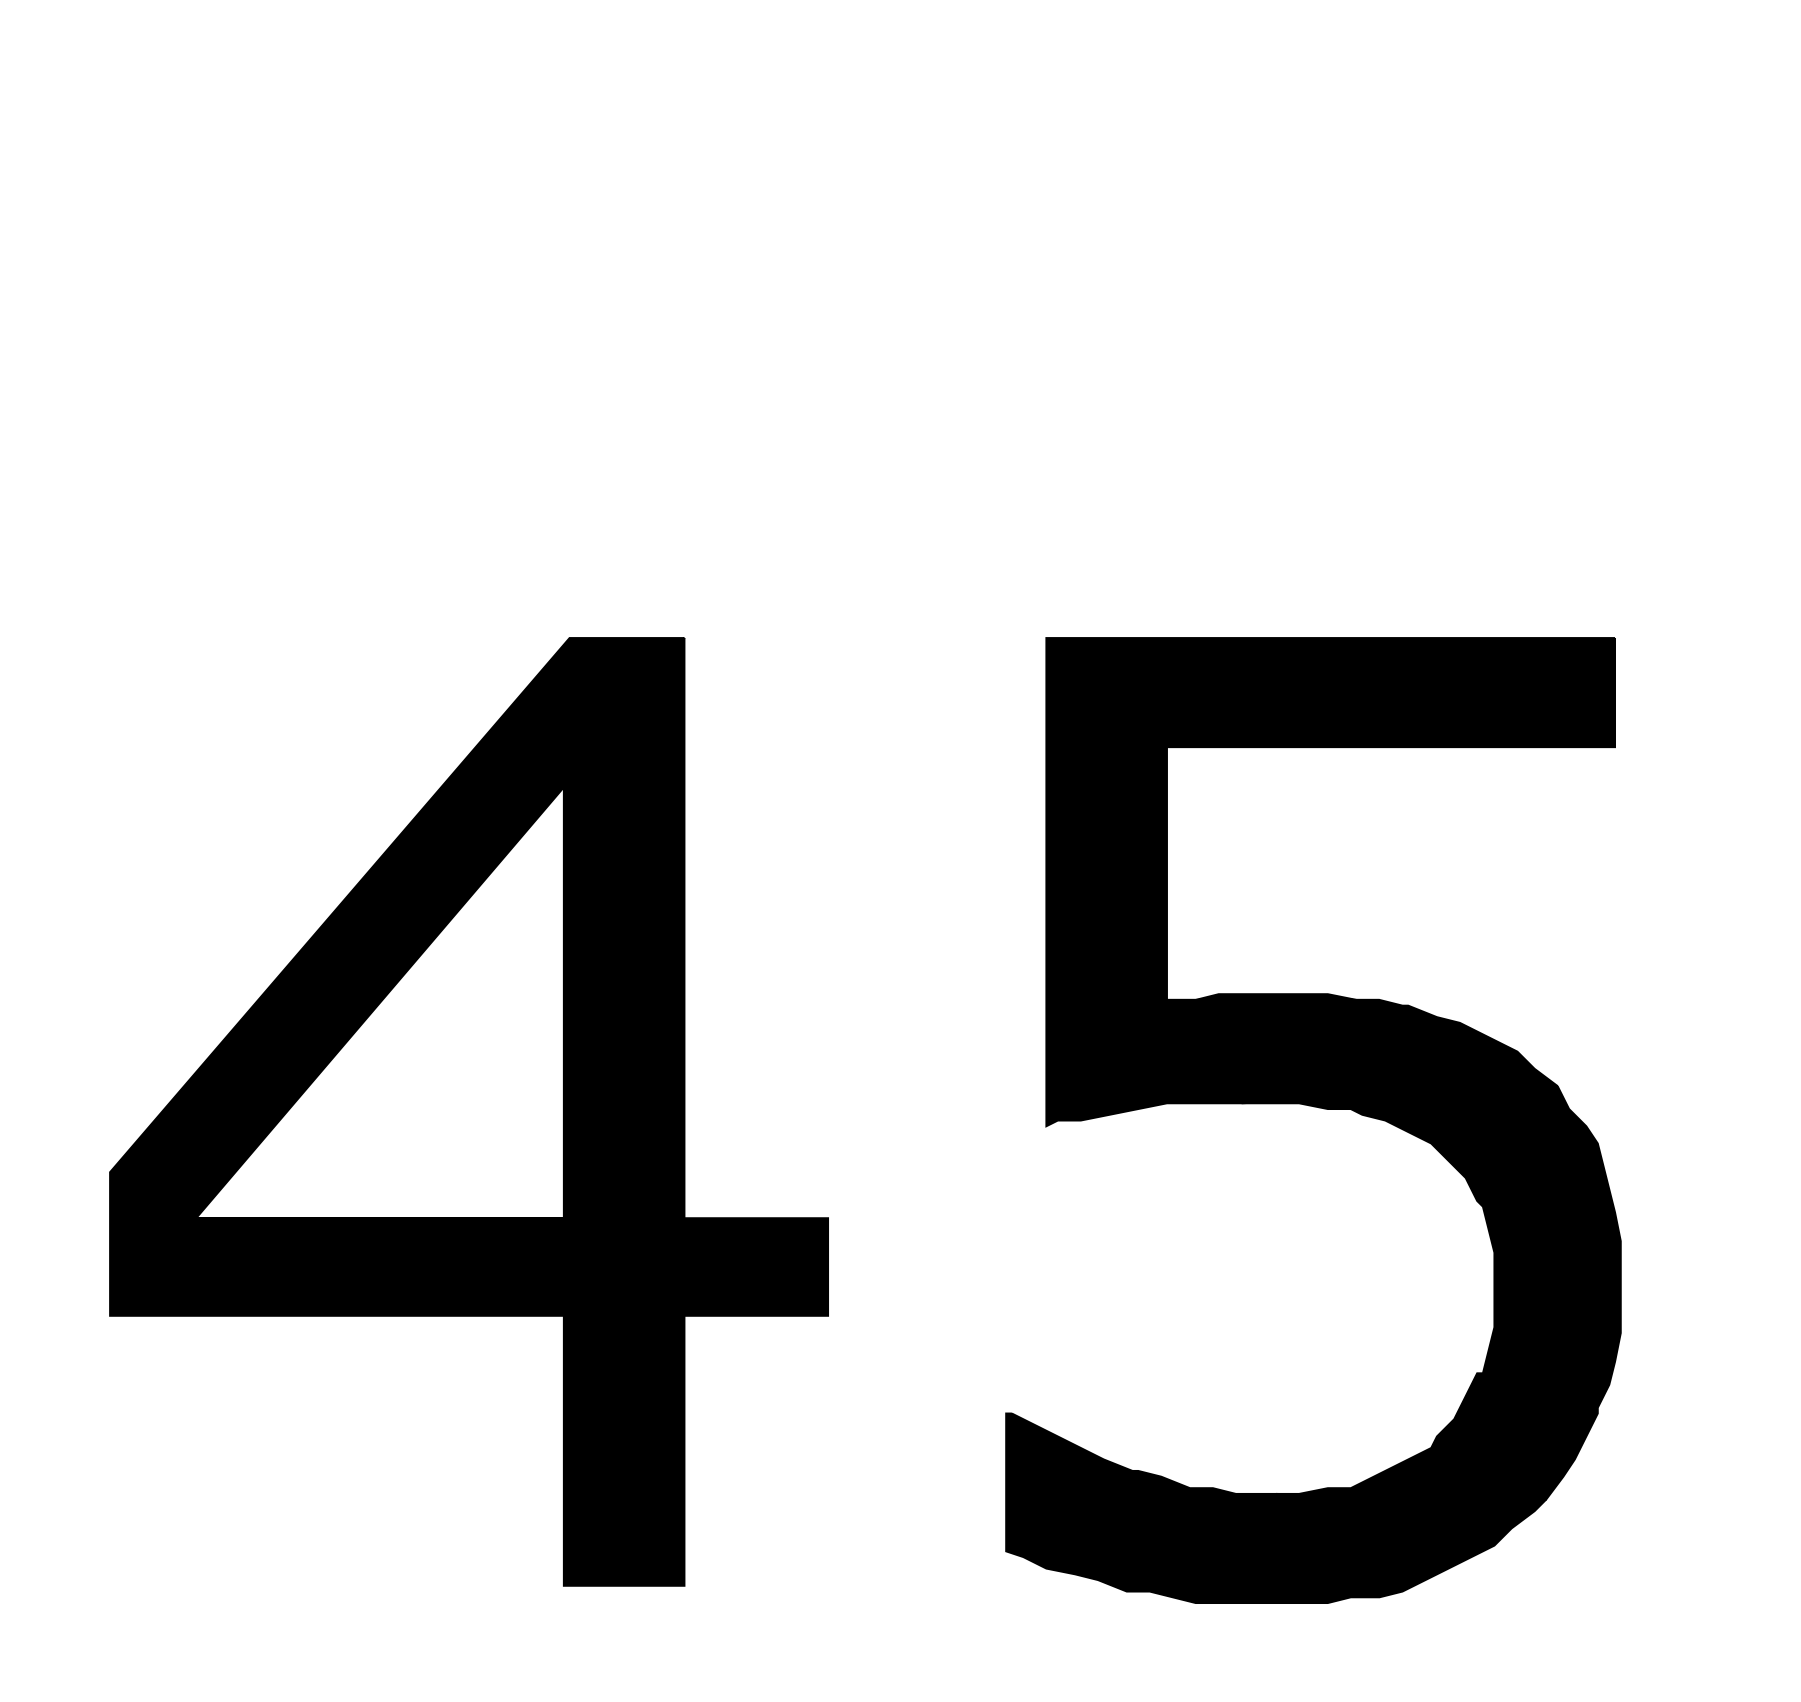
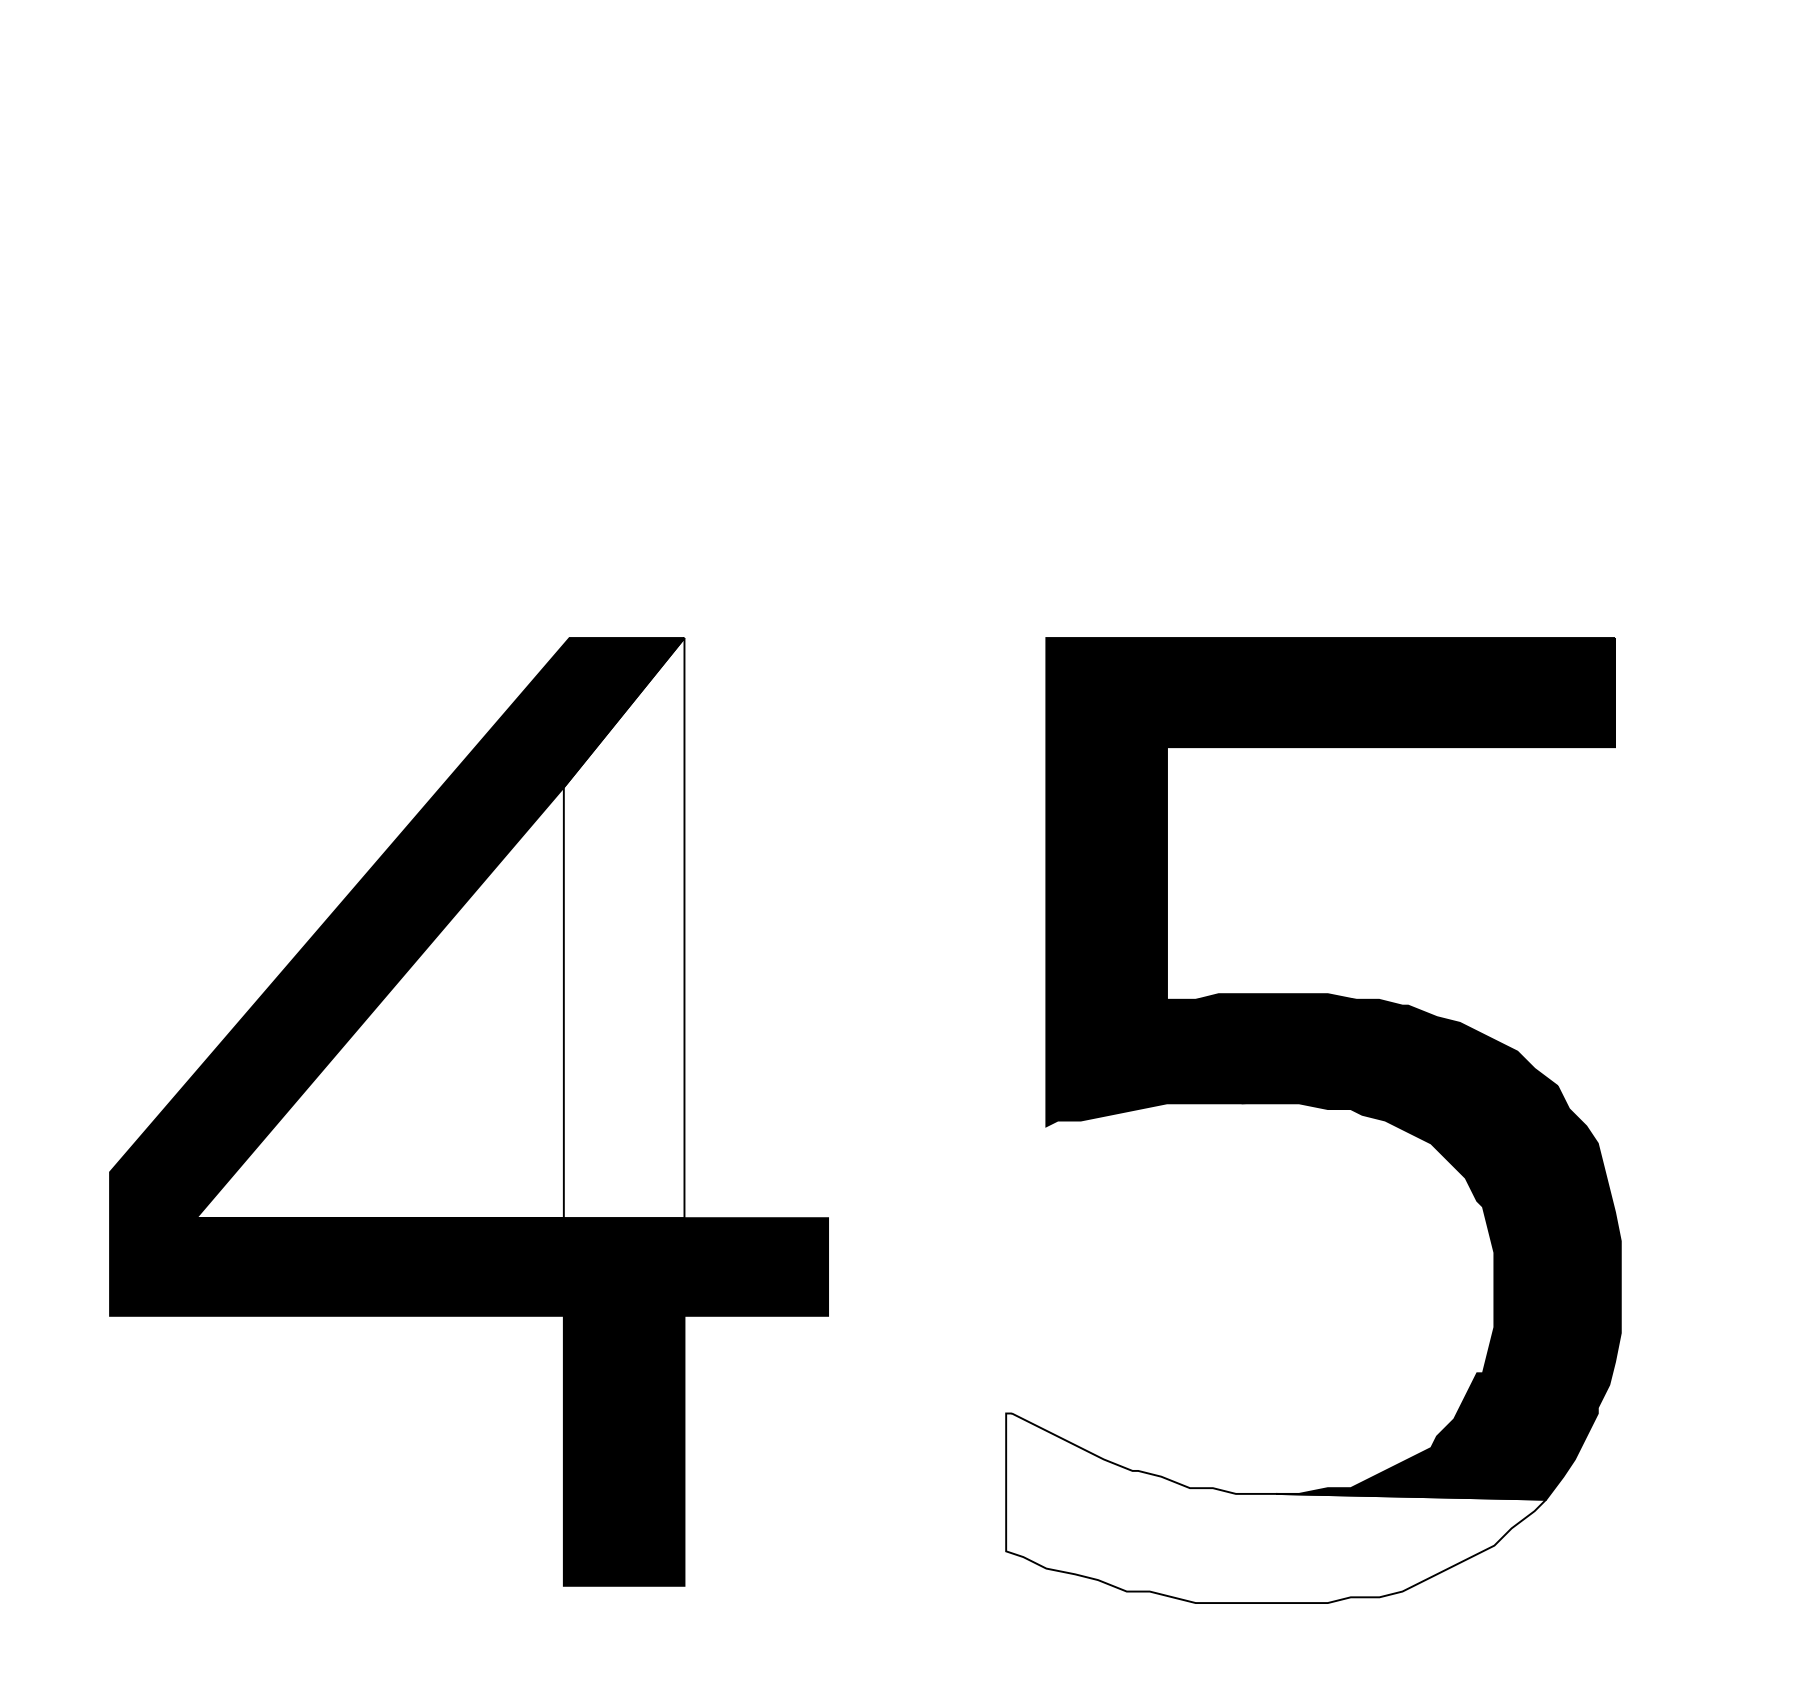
fill: present -> none (440, 928)
fill: present -> none (1276, 1508)
